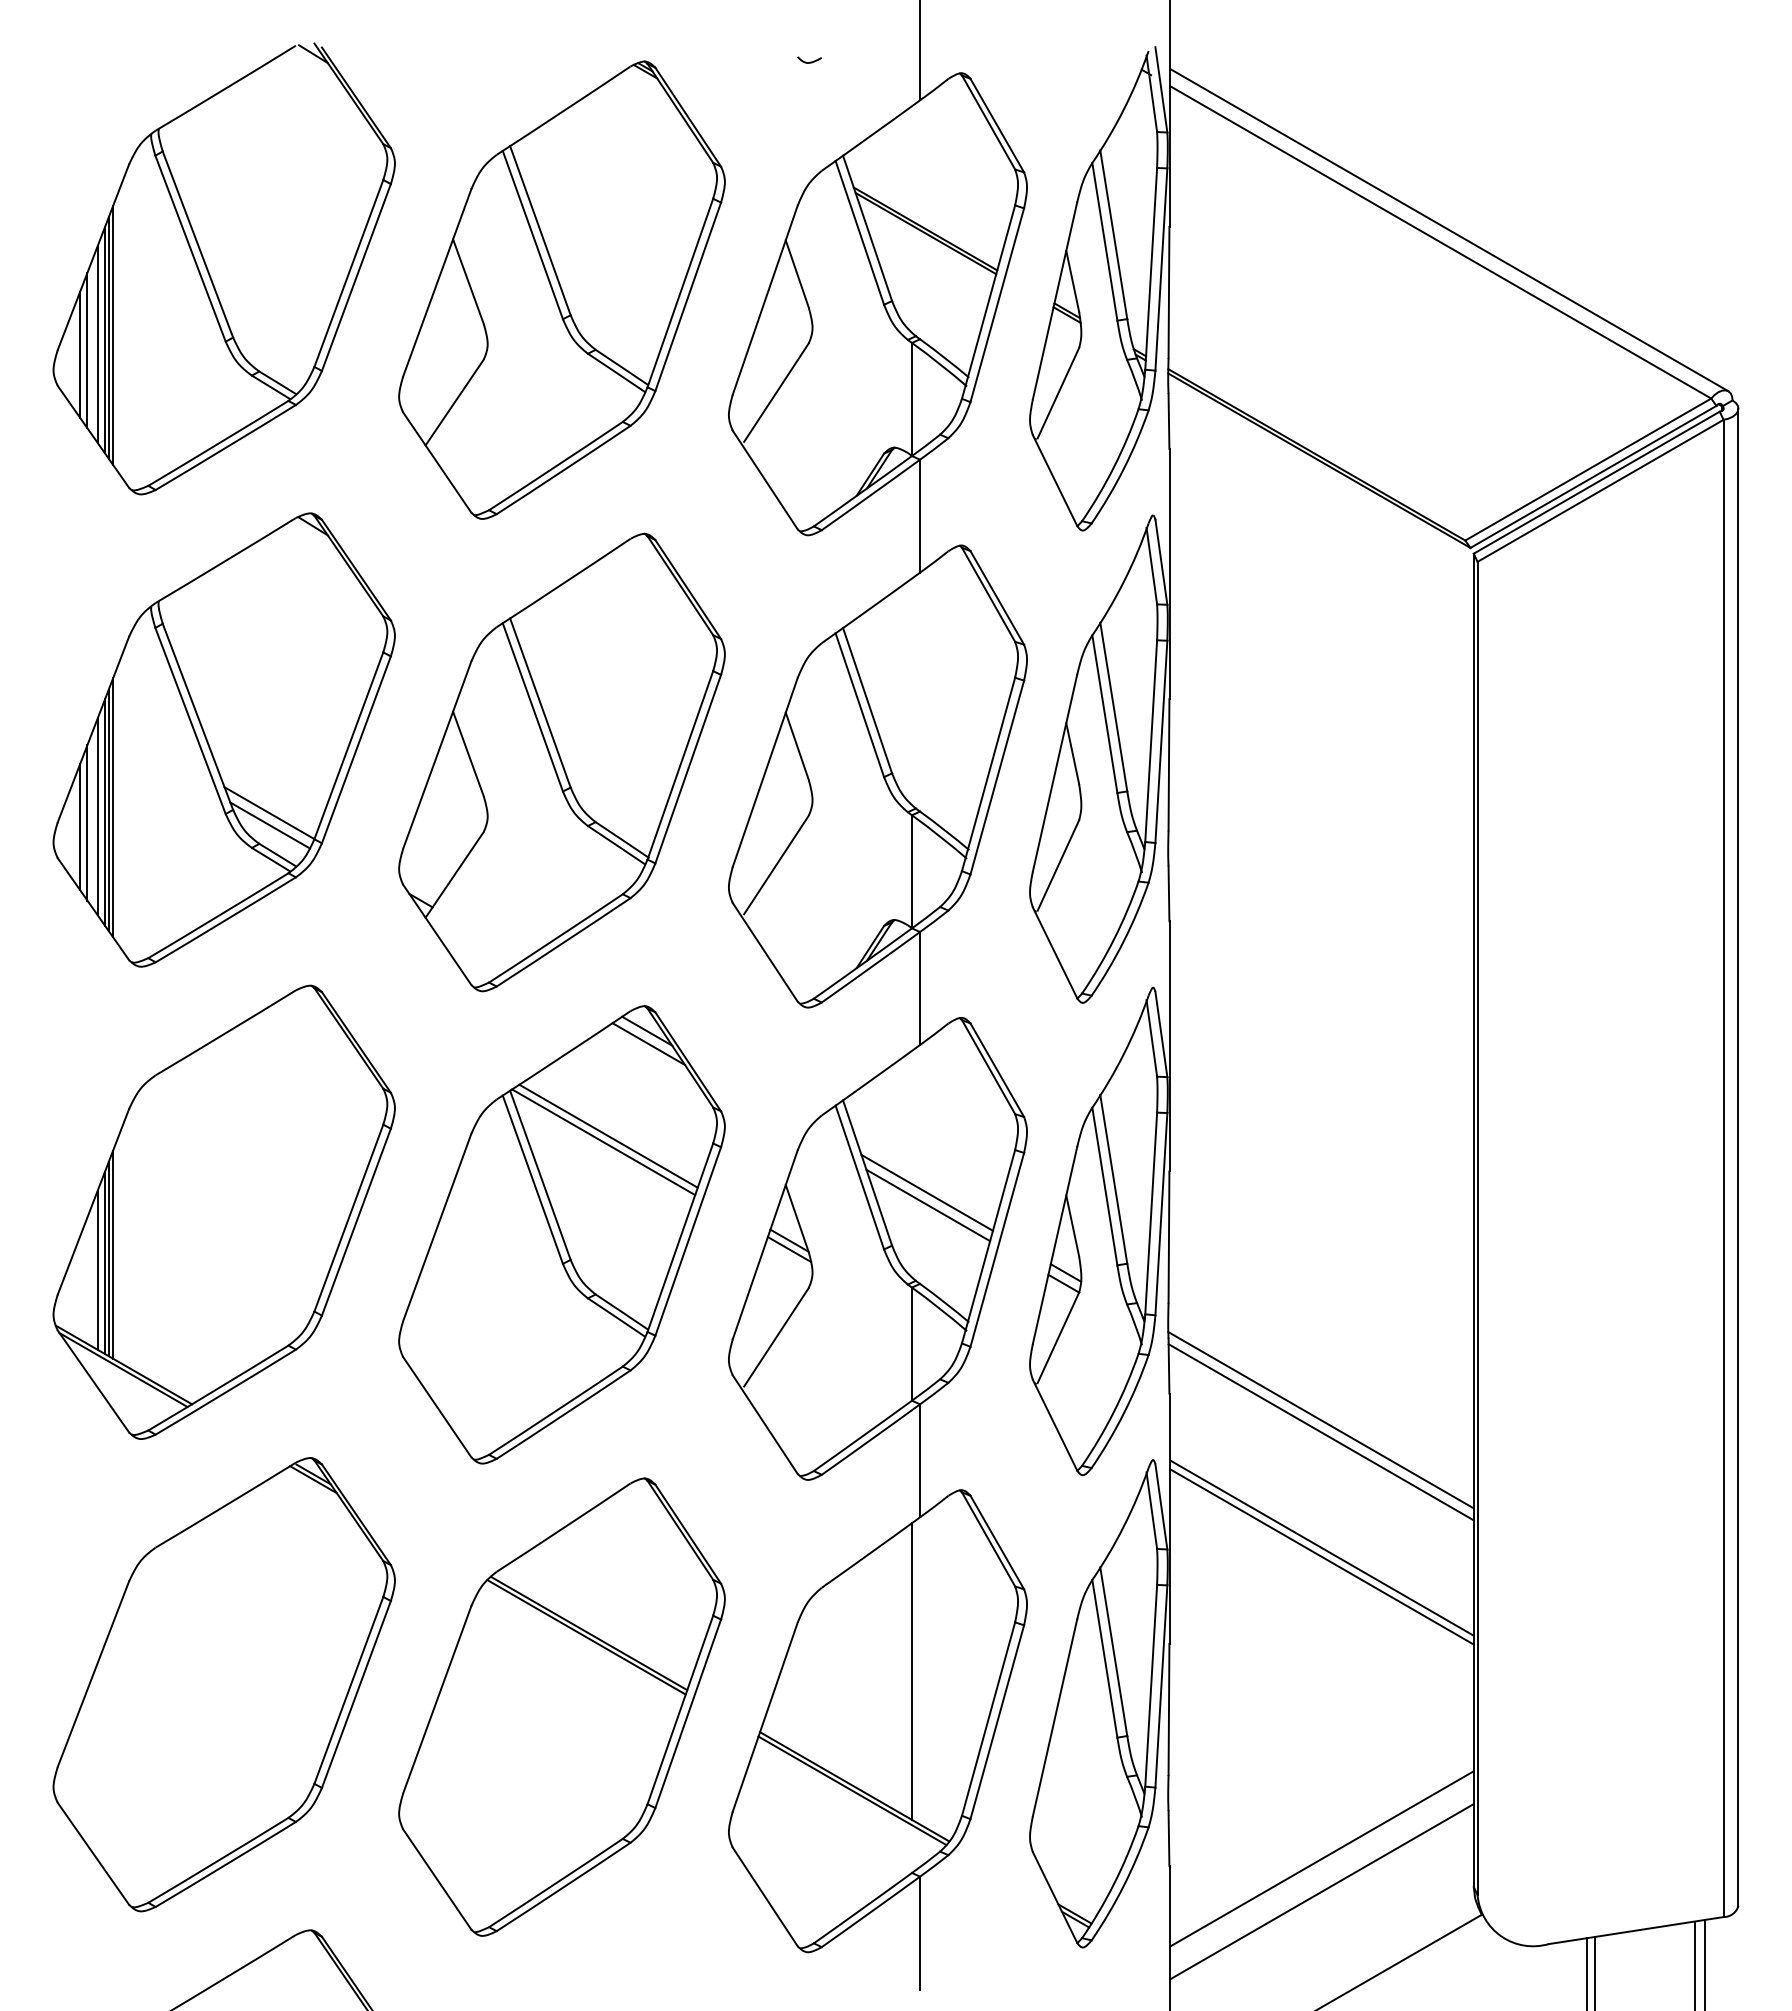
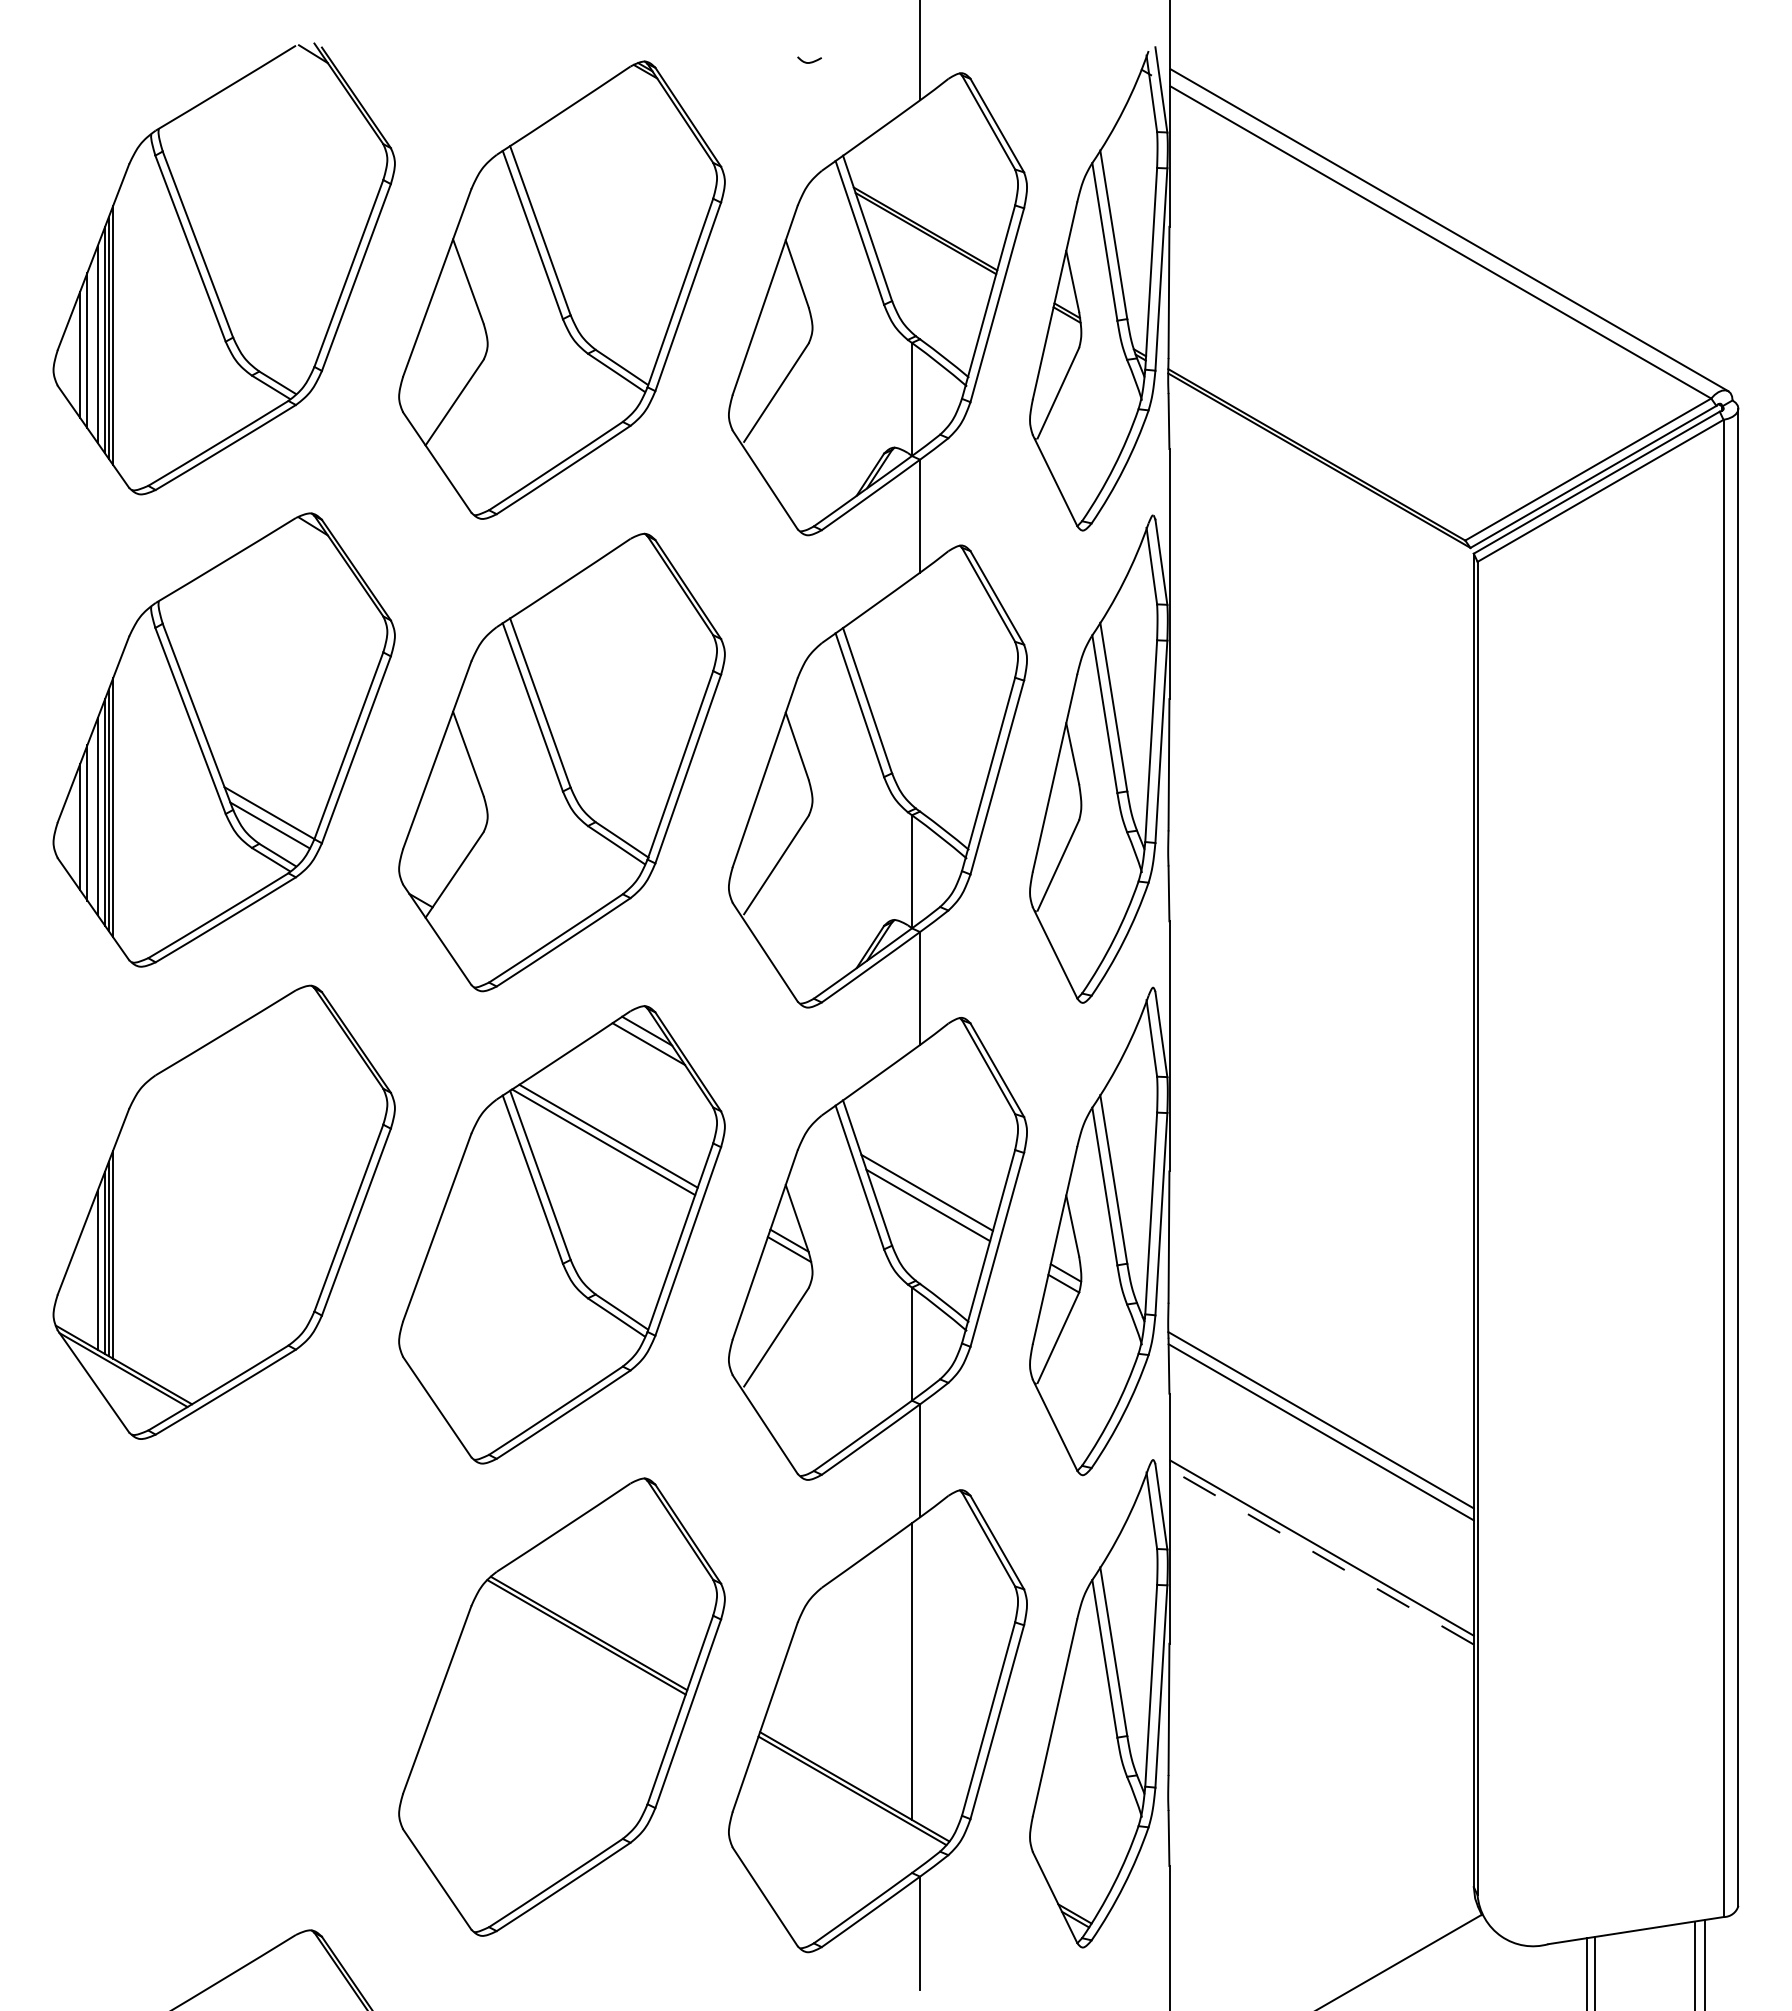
line: solid -> dashed (1321, 1556)
part: present -> none (223, 1684)
line: present -> none (1321, 1858)
line: present -> none (1321, 1891)
